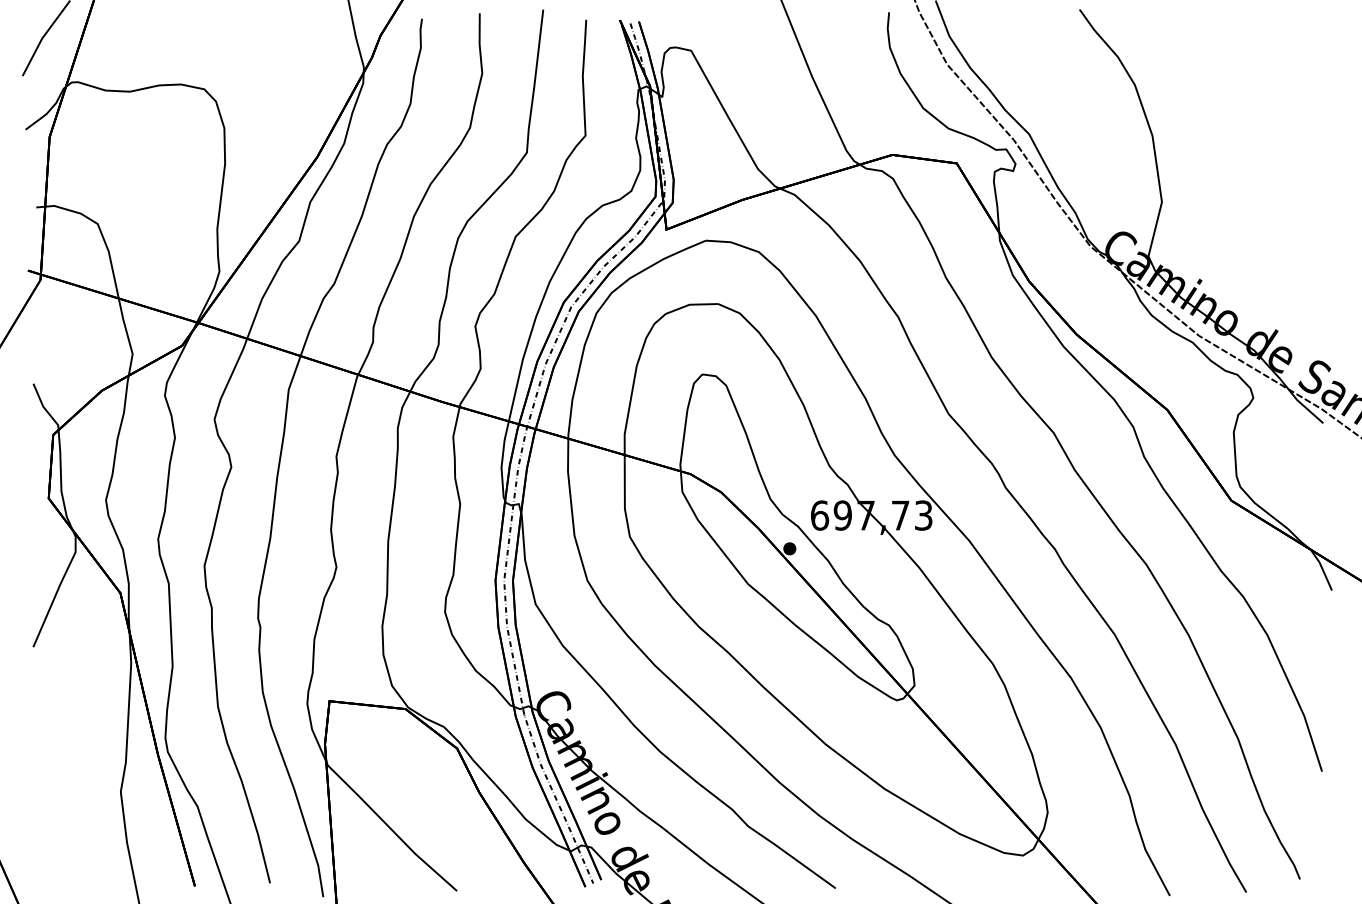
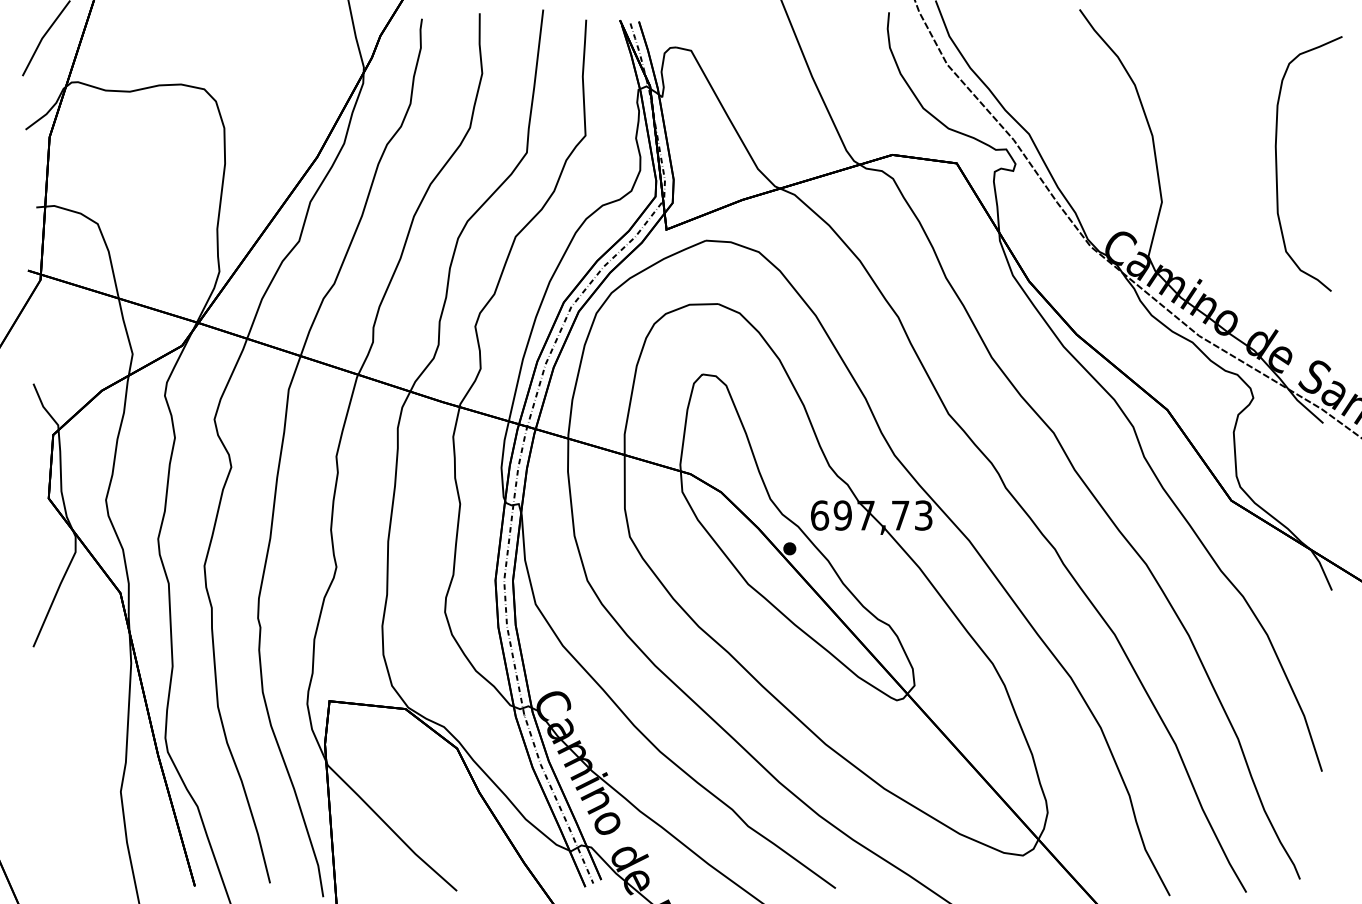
curve: none -> present (1277, 163)
